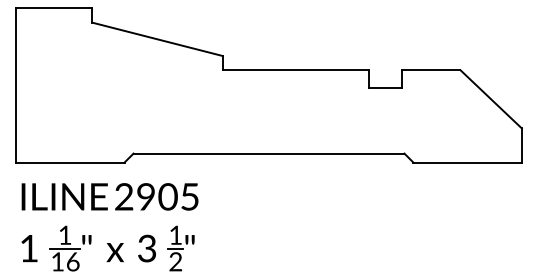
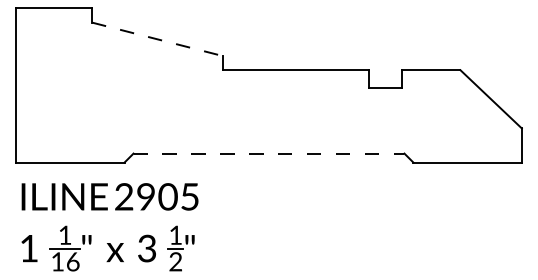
line: solid -> dashed (157, 39)
line: solid -> dashed (269, 153)
